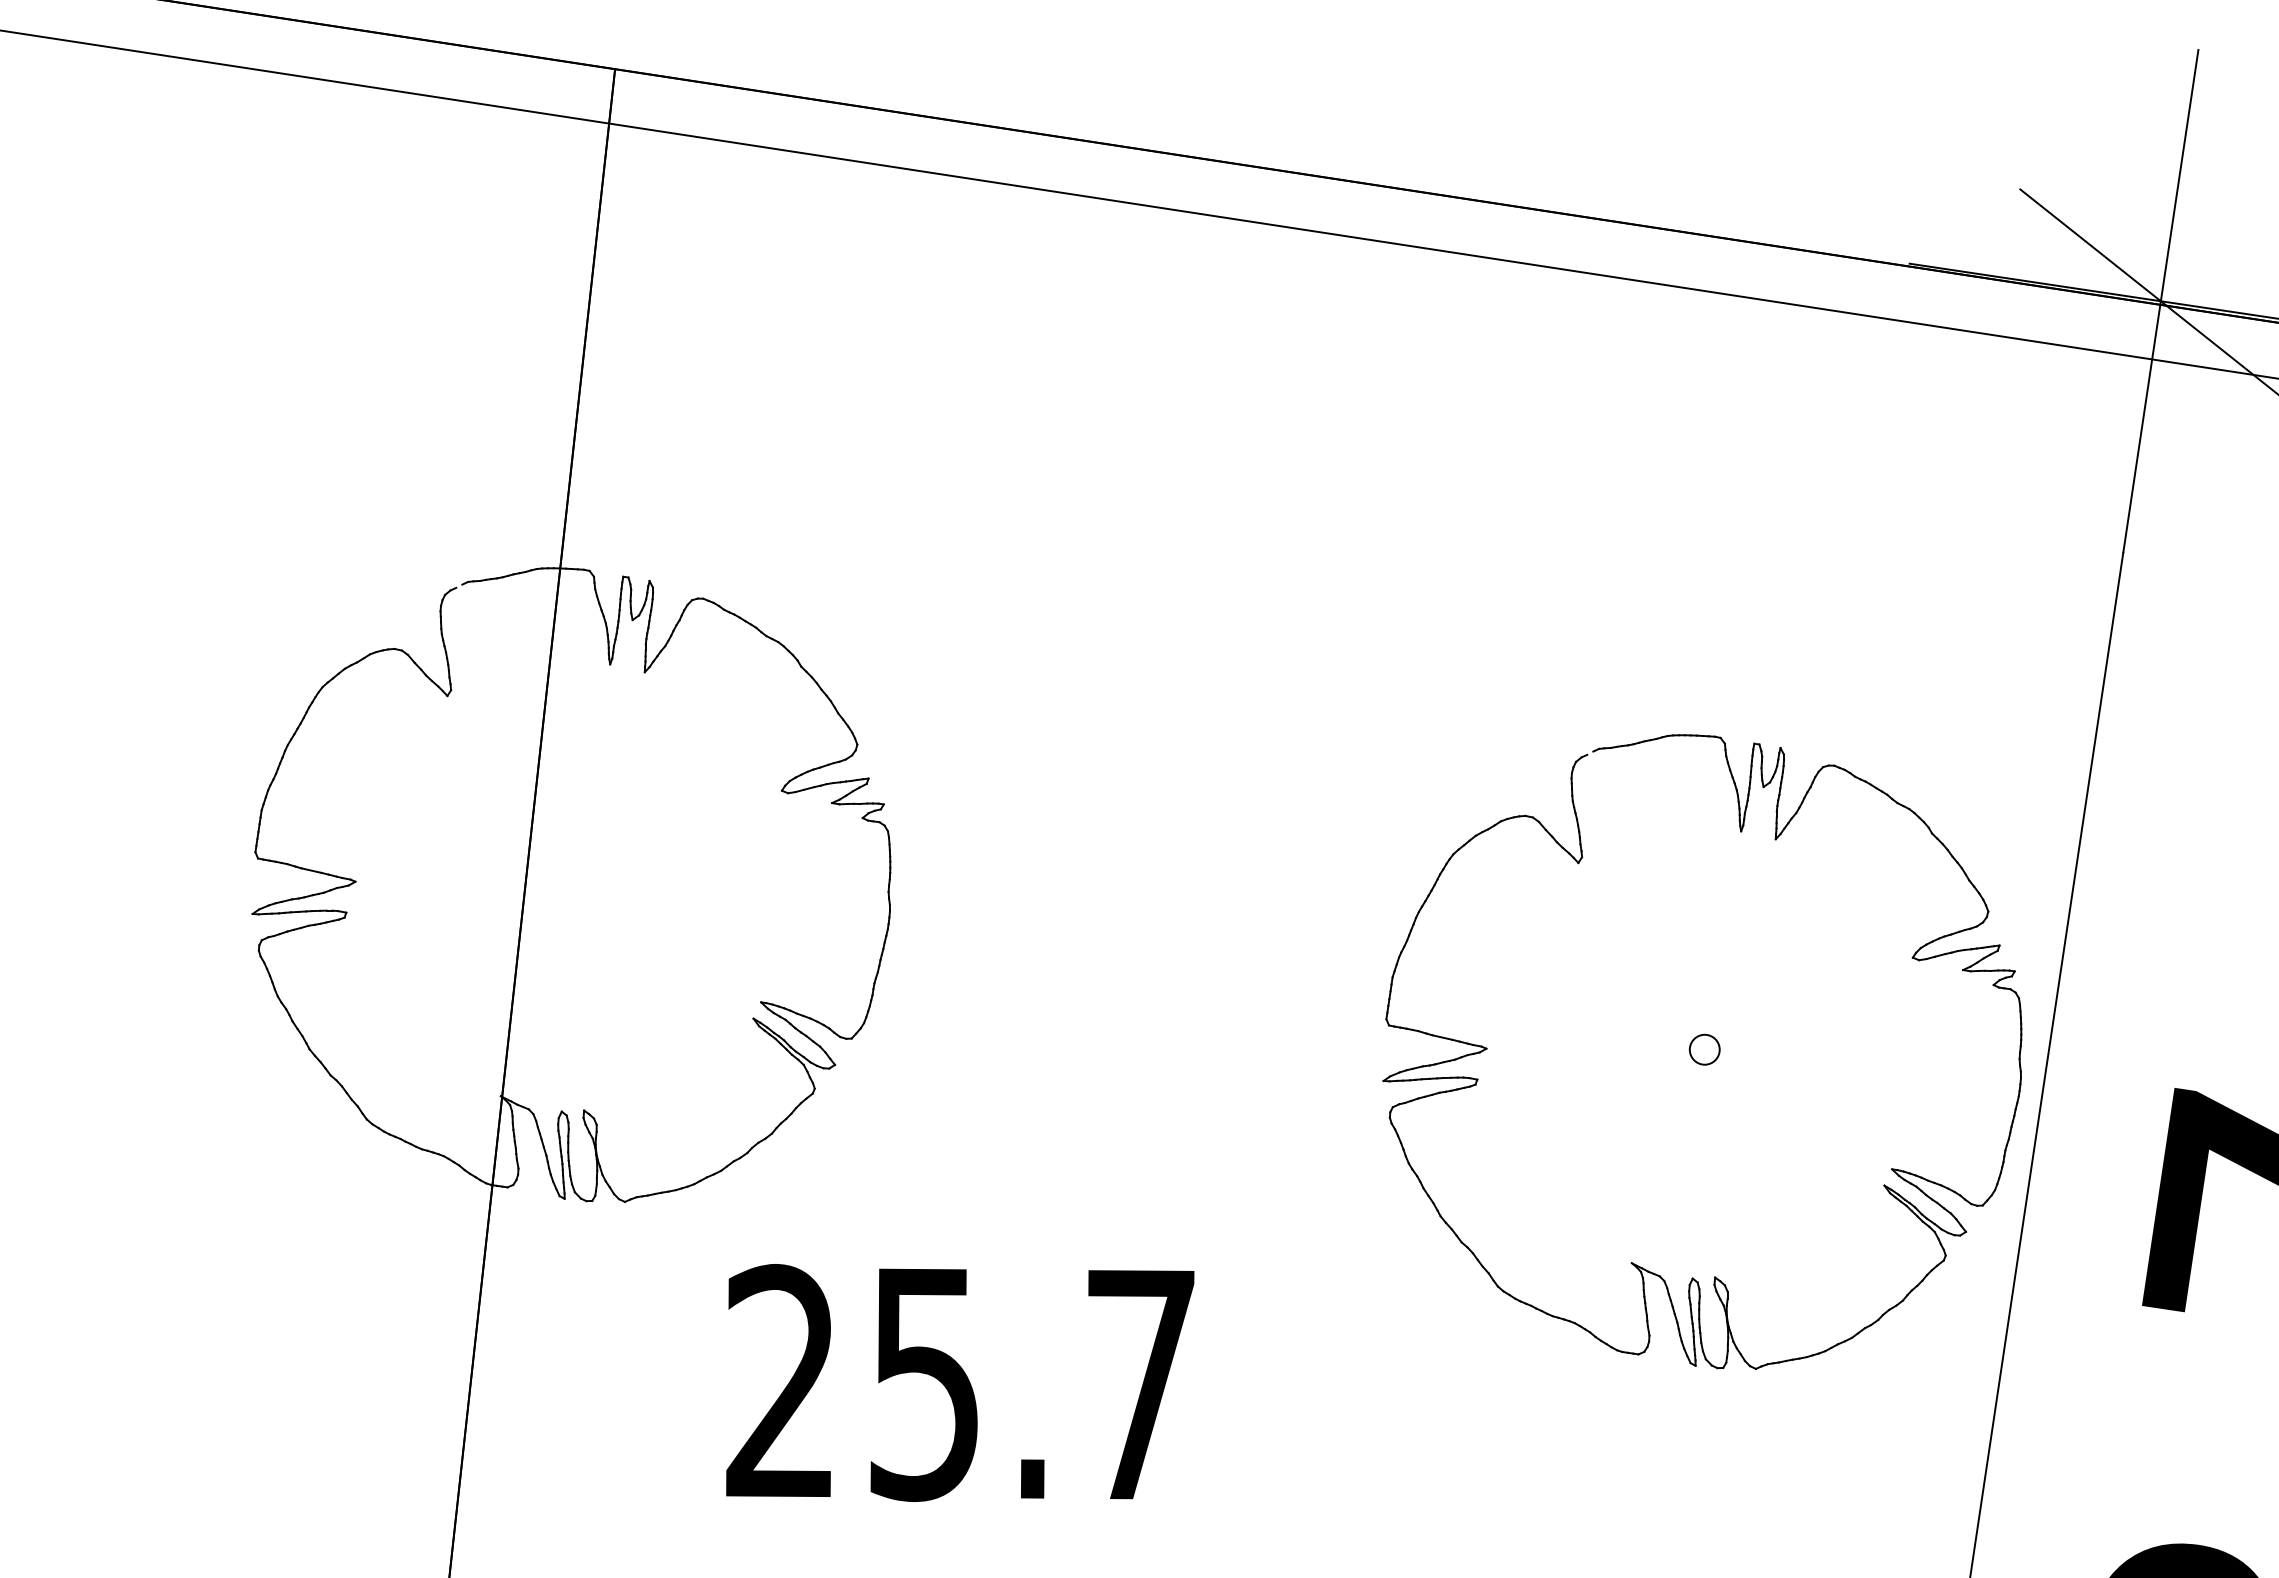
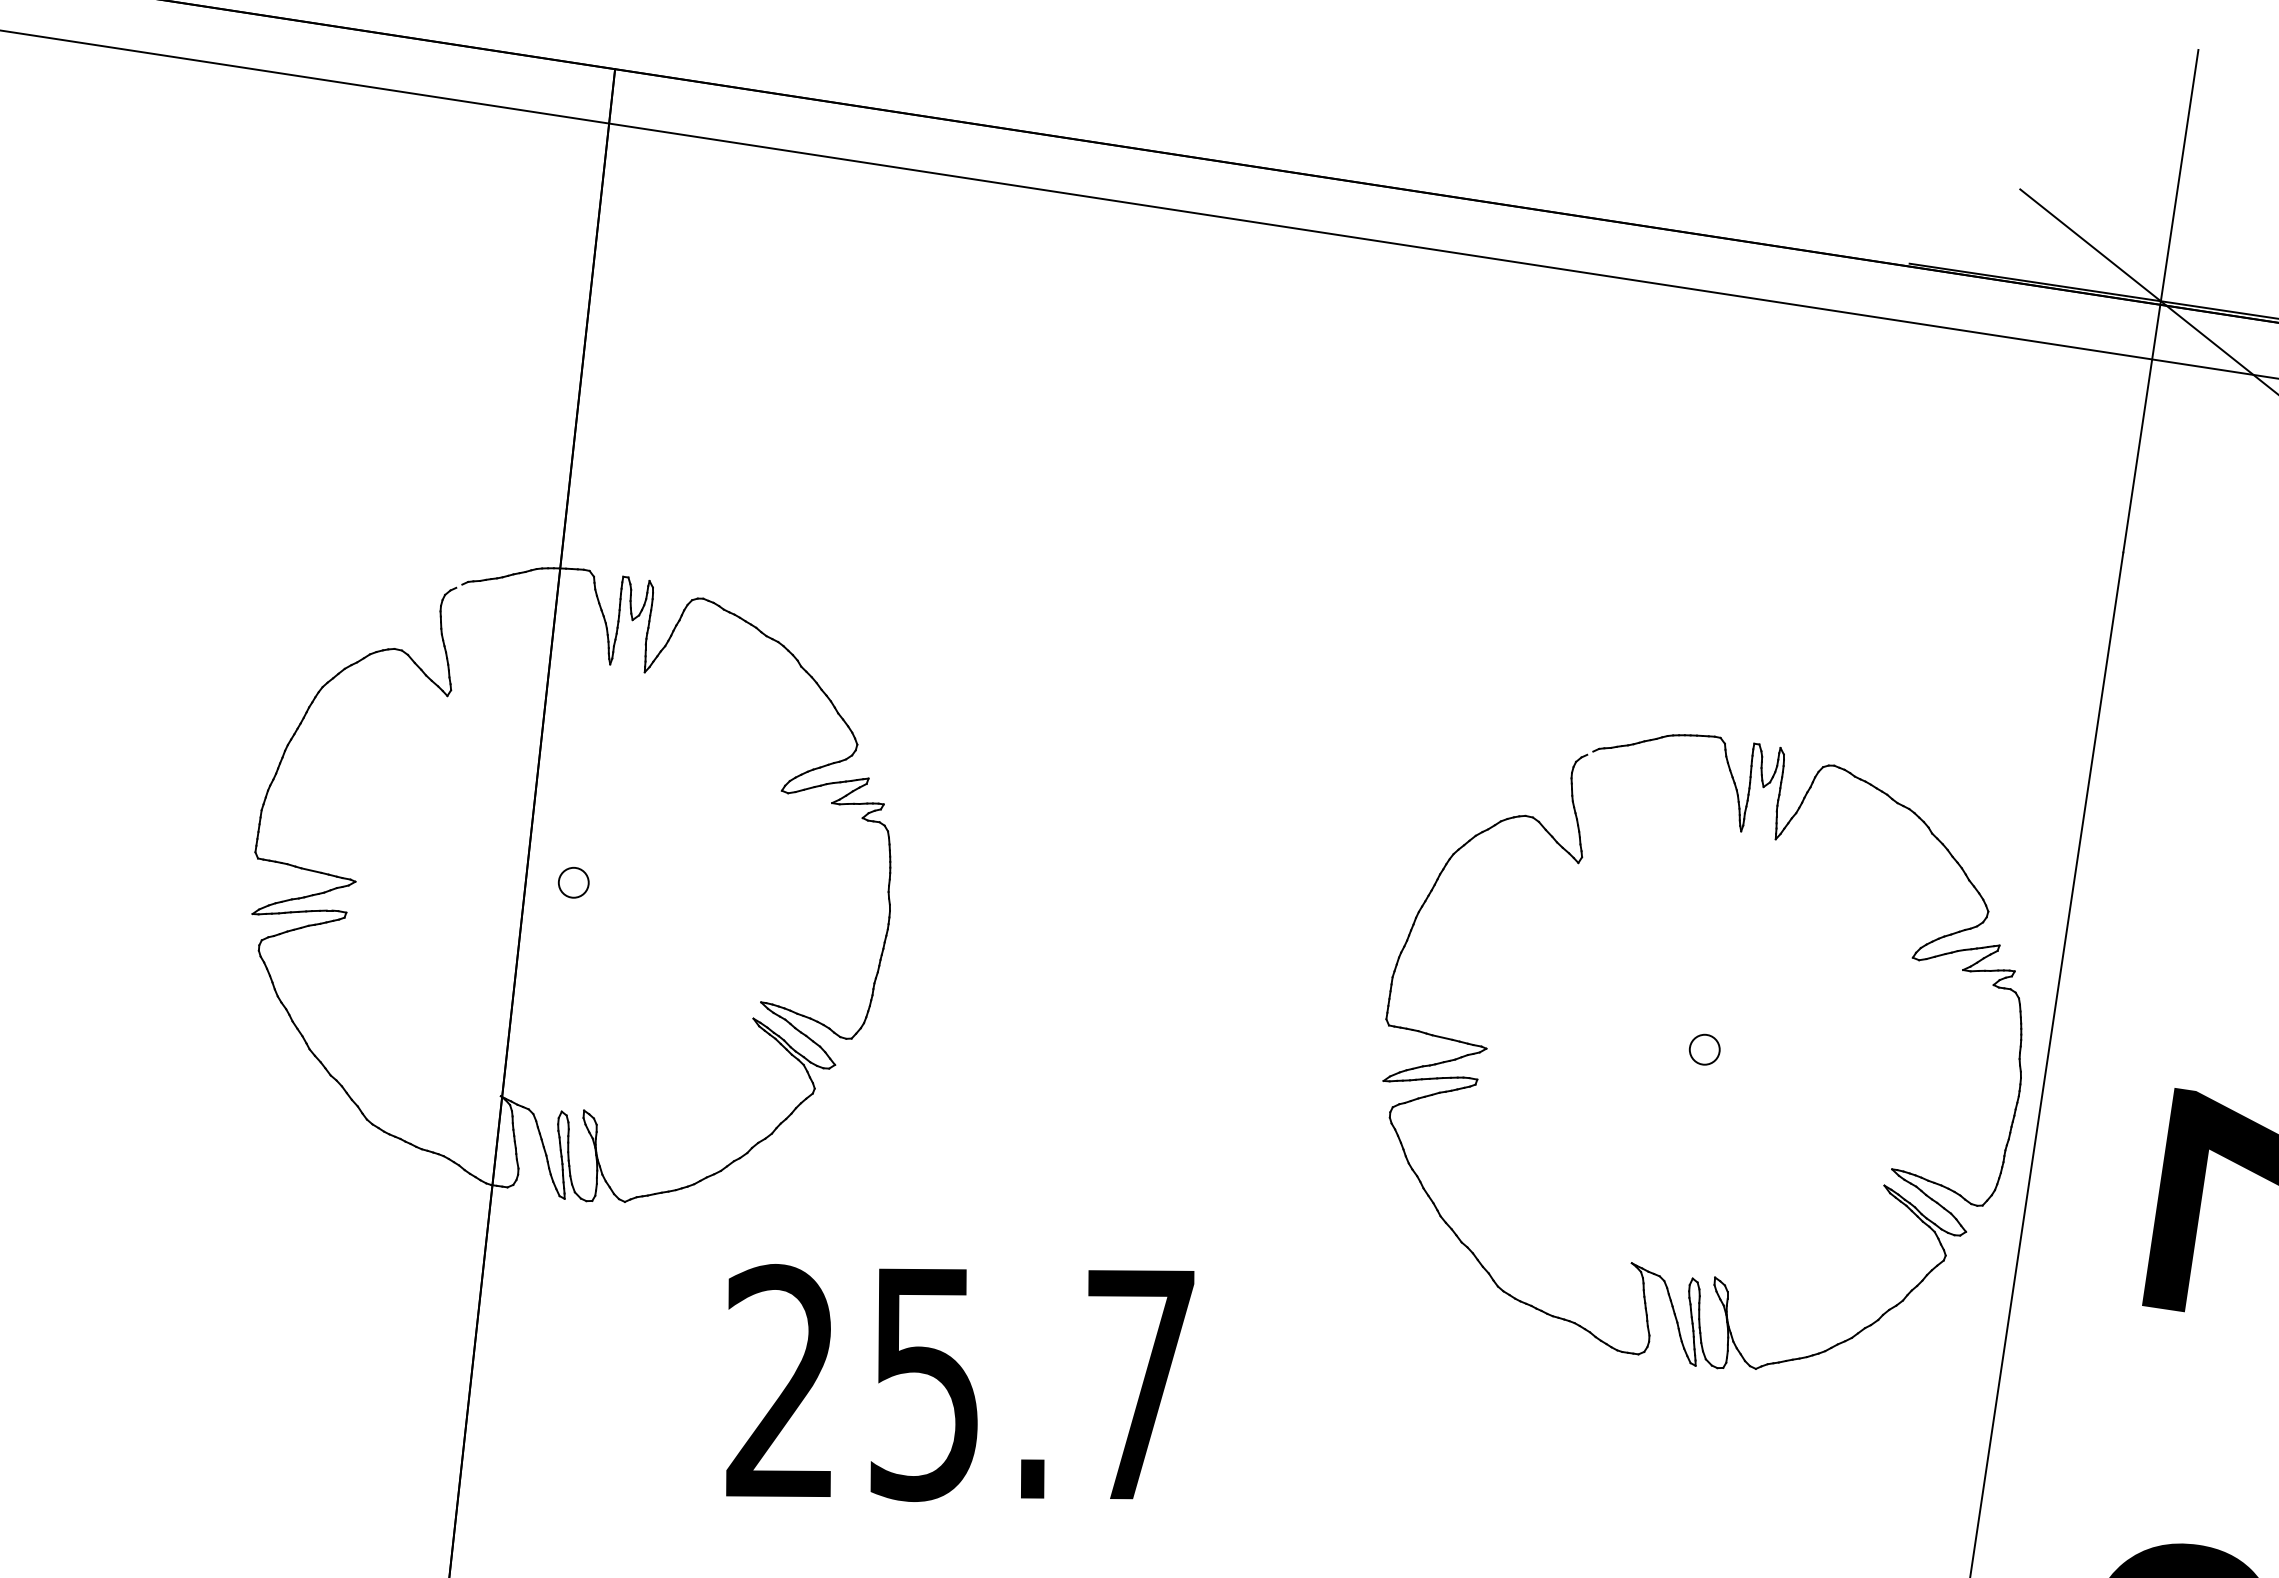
circle: none -> present (573, 882)
